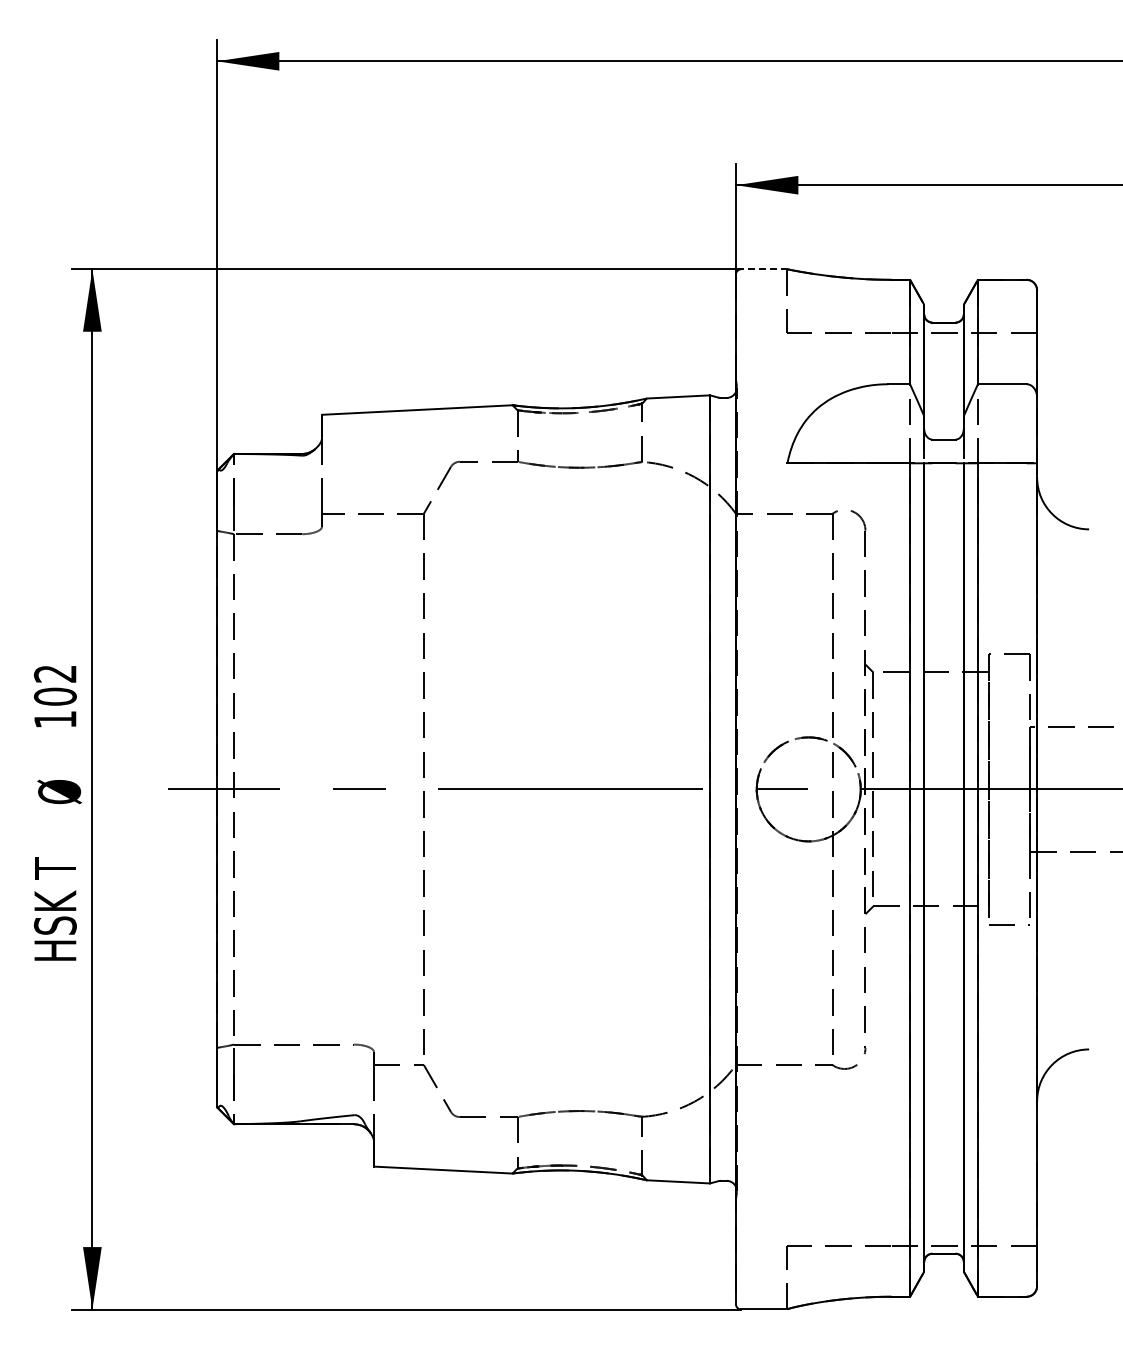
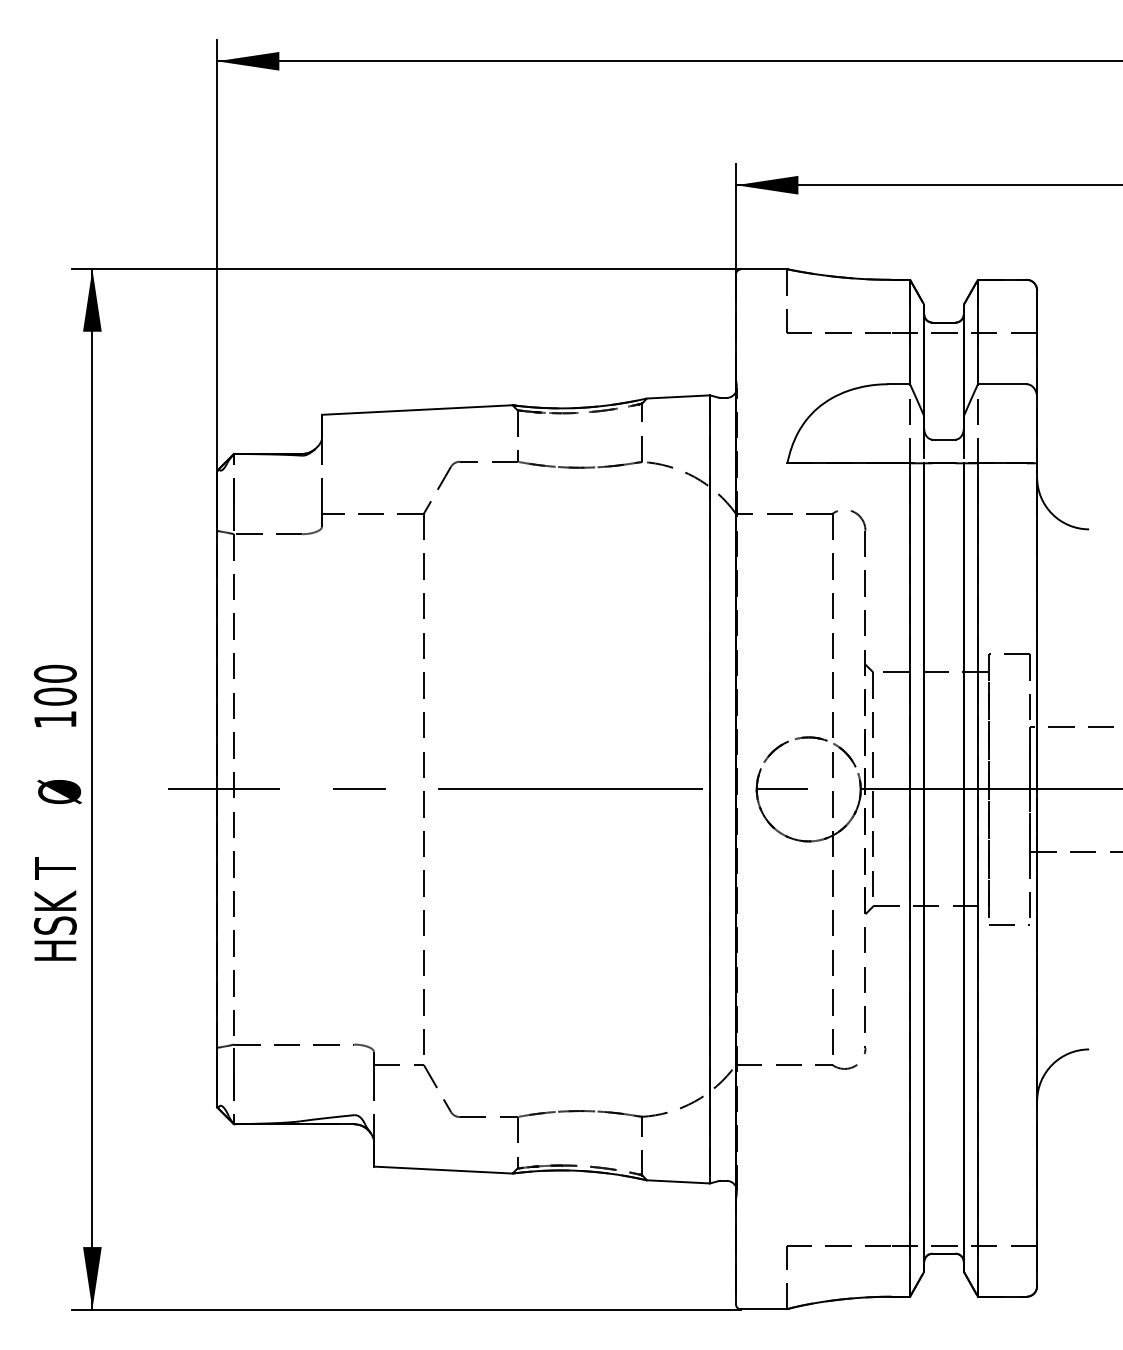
line: dashed -> solid (764, 269)
text: 102 -> 100 (54, 673)
